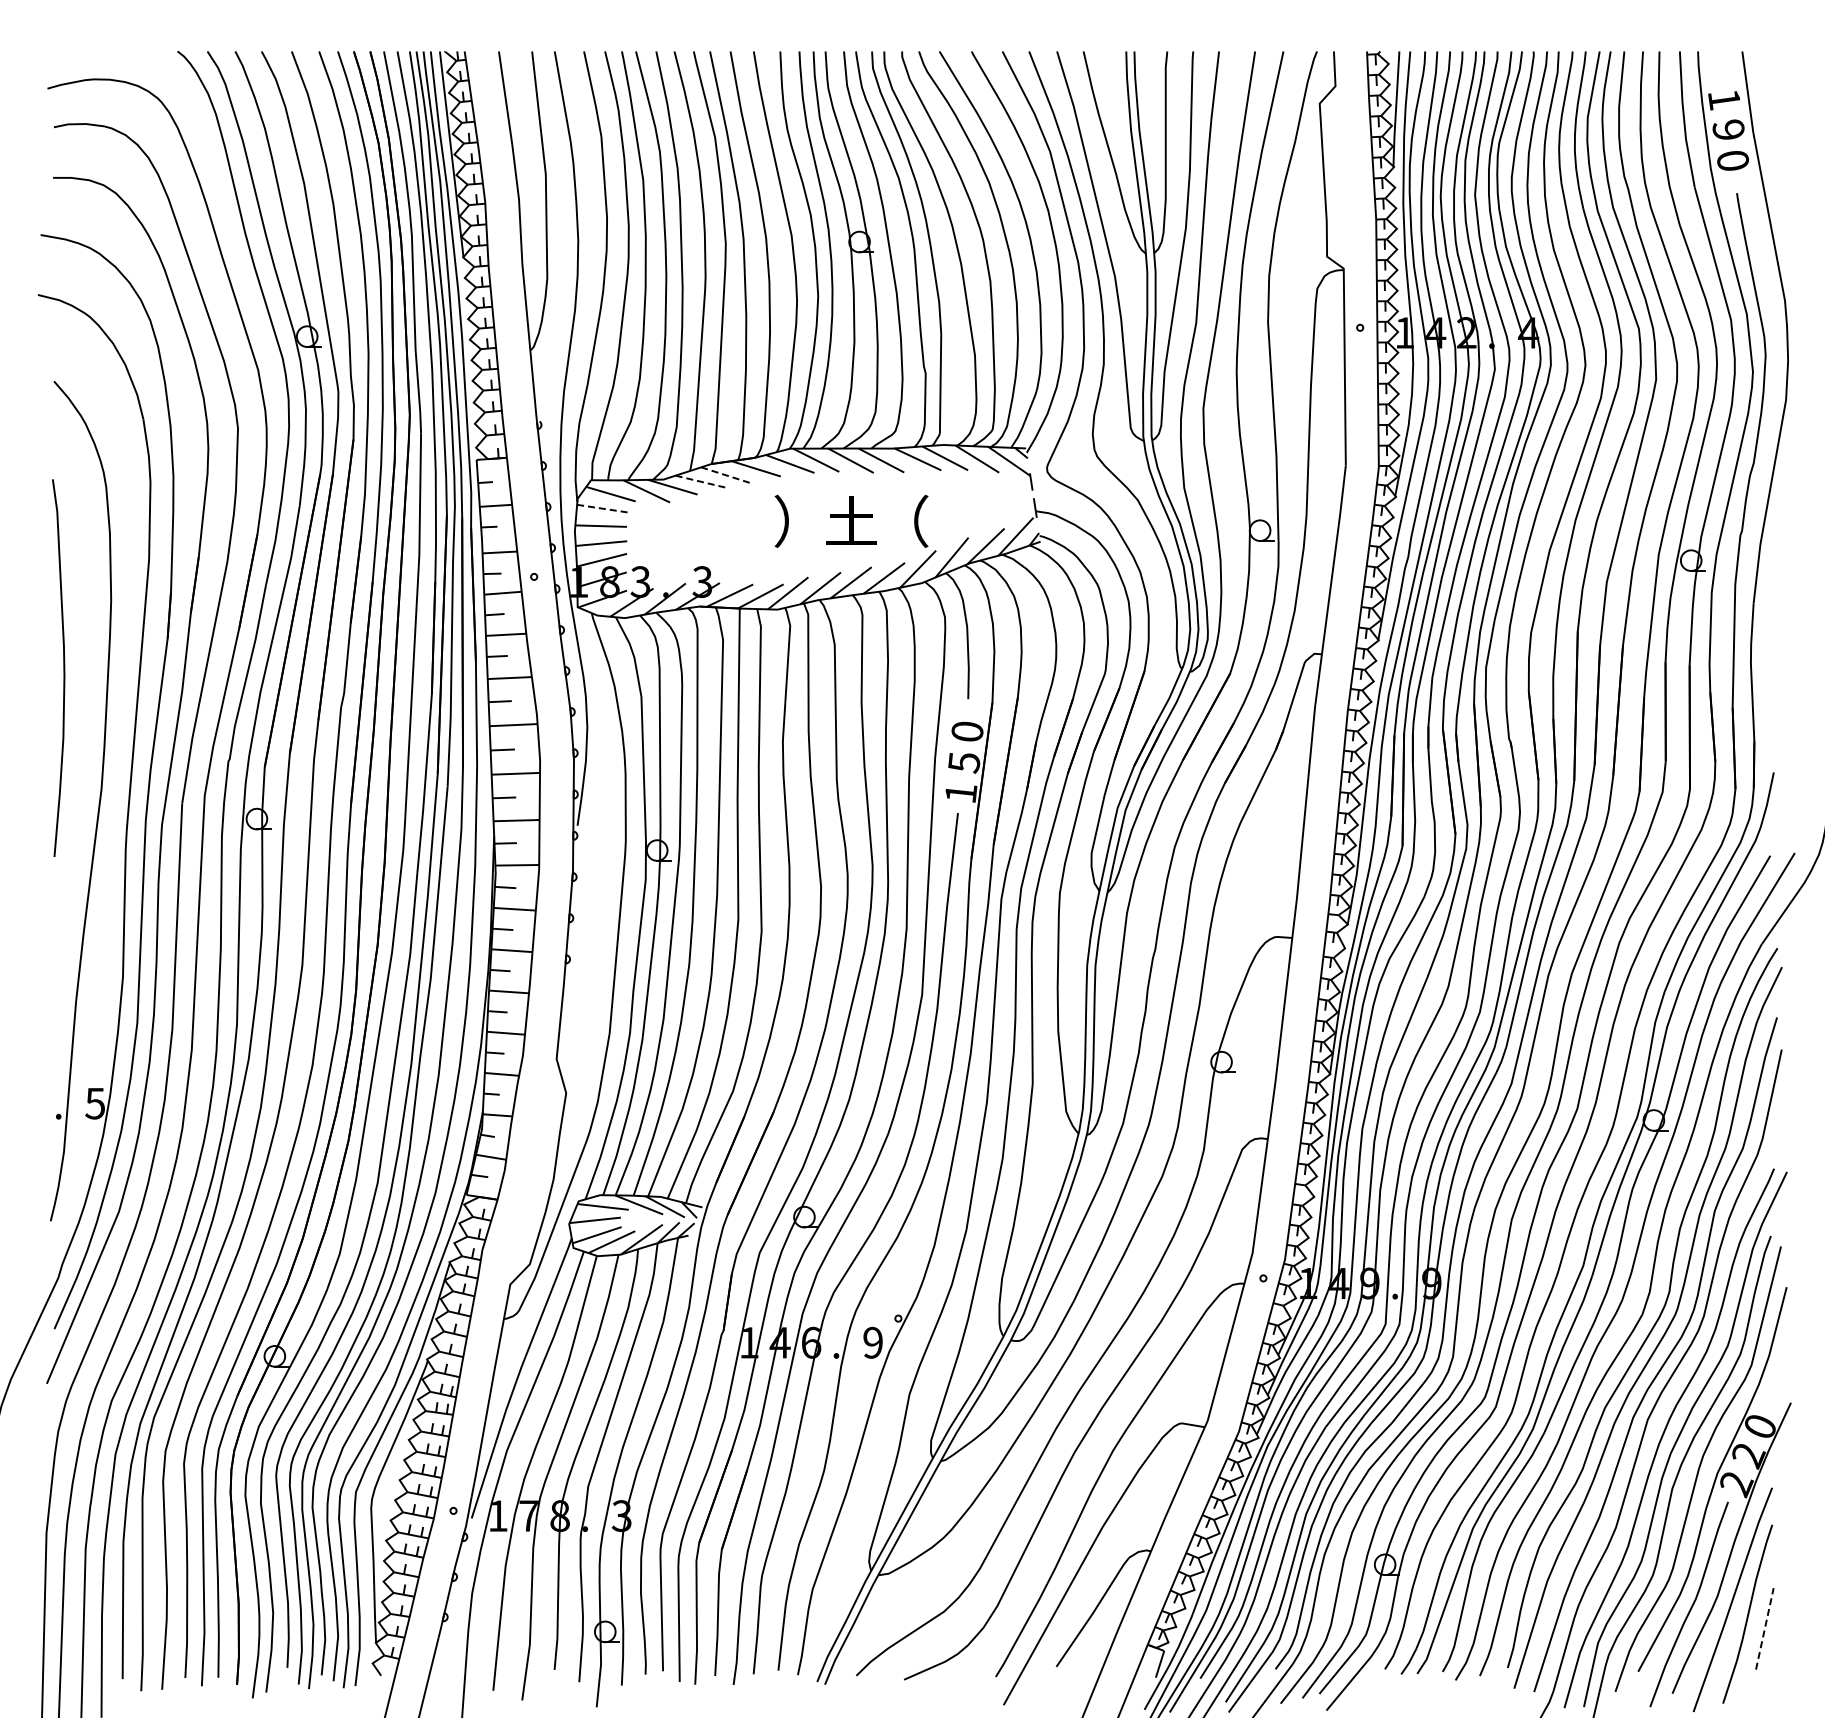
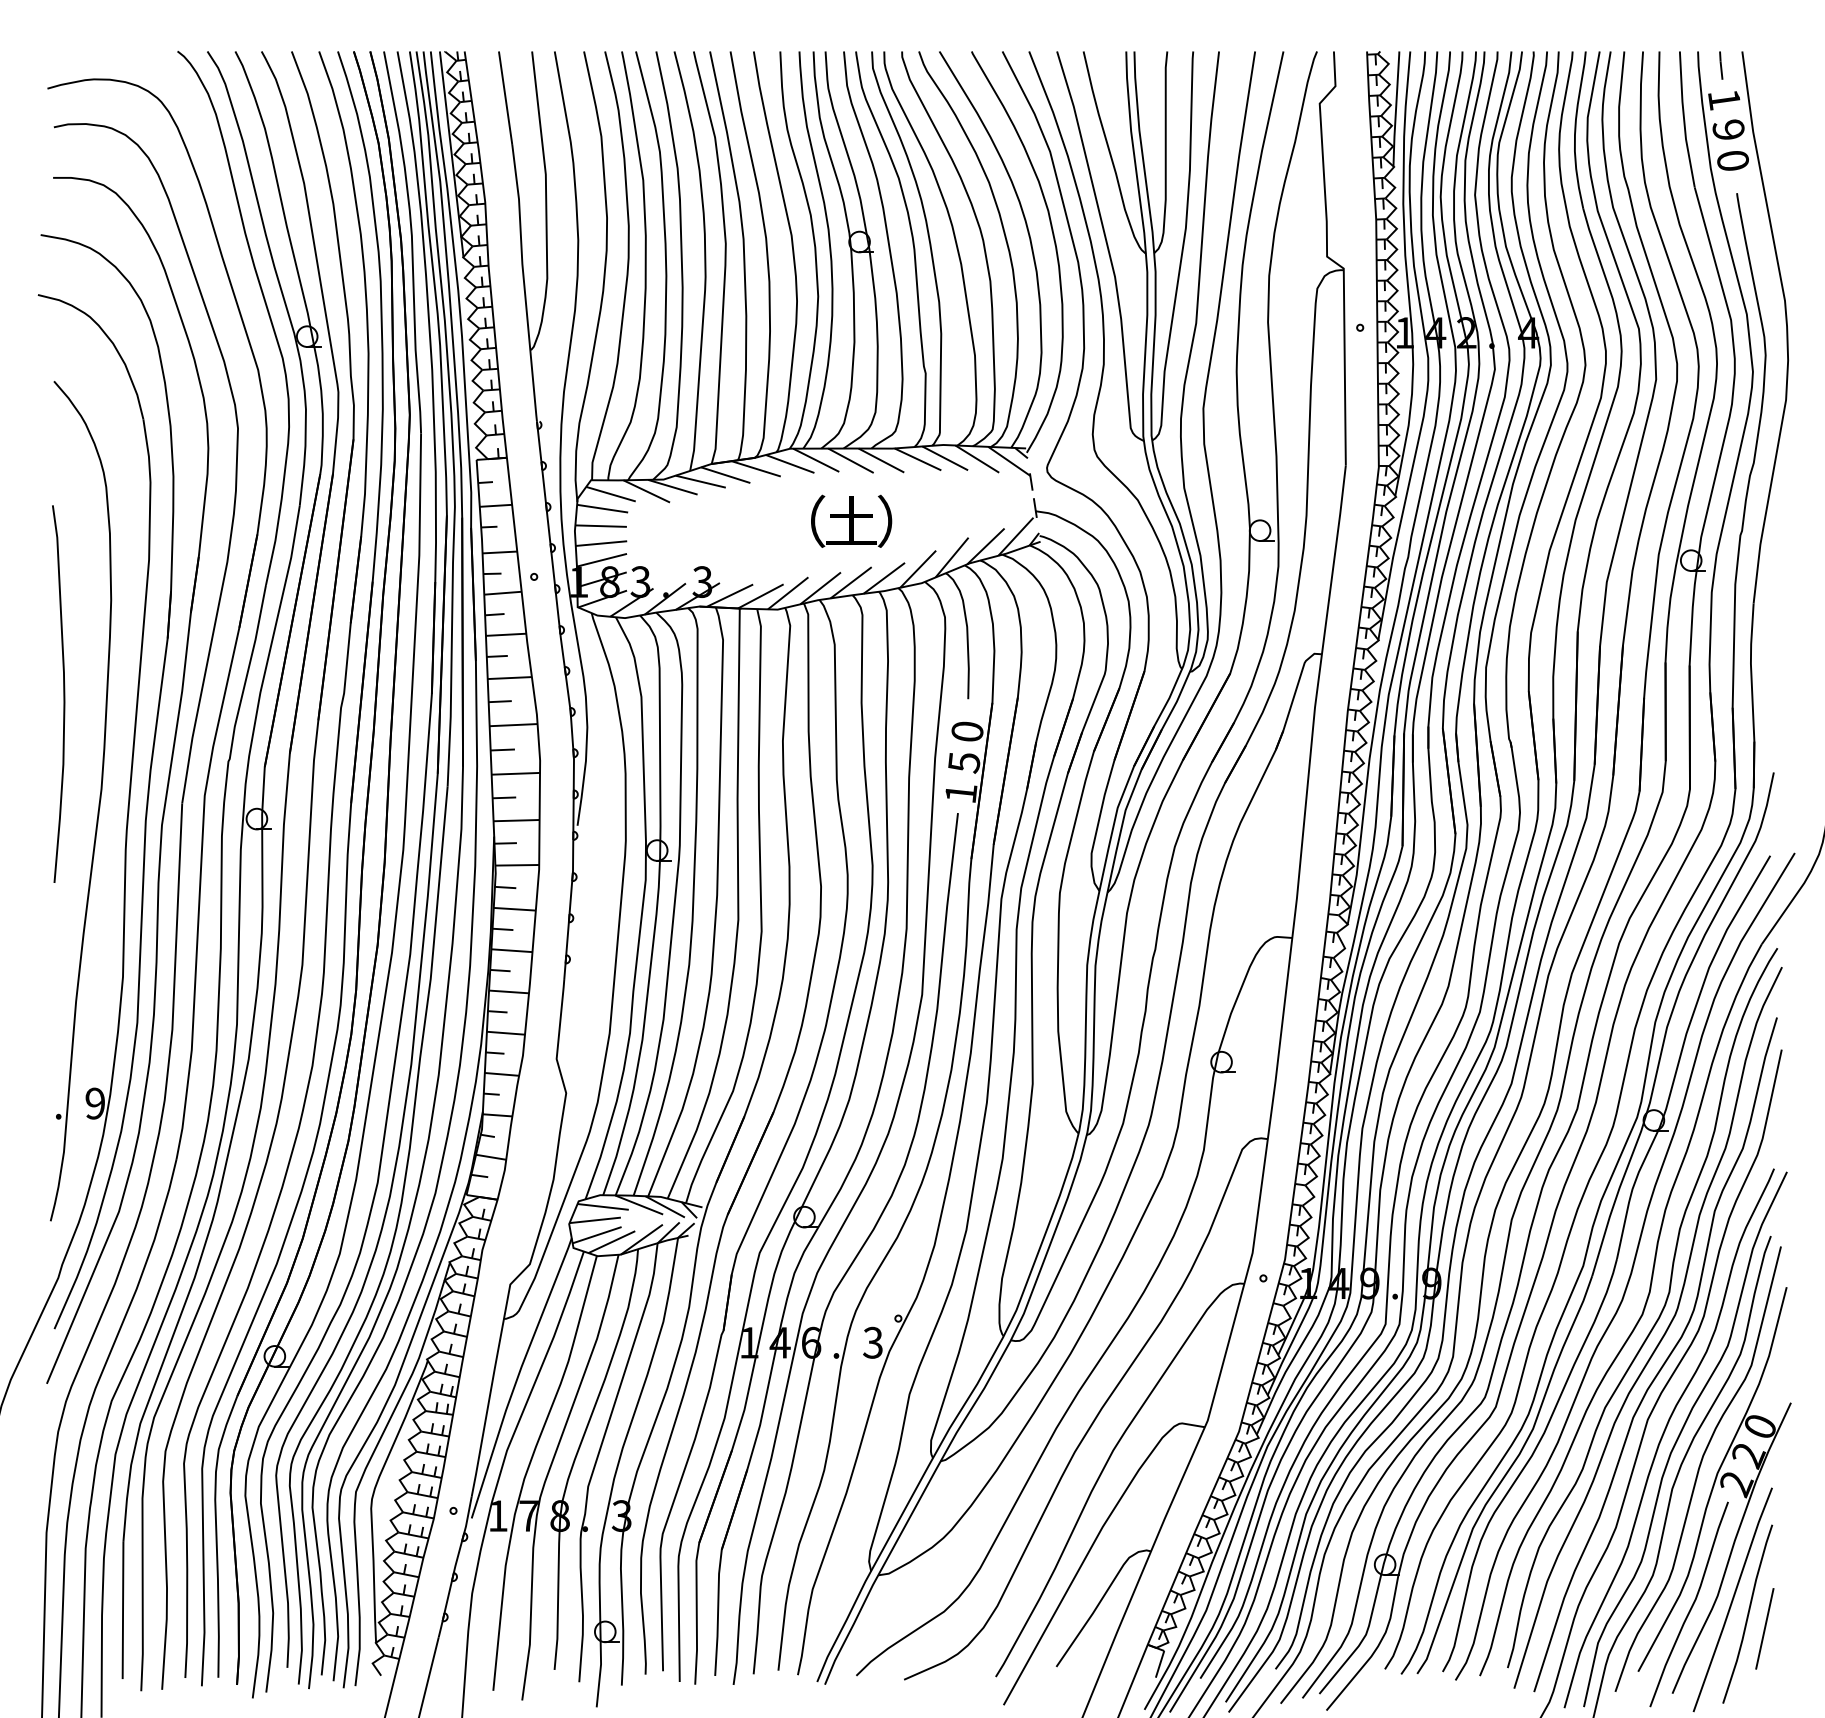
line: none -> present (1721, 65)
line: dashed -> solid (725, 475)
line: dashed -> solid (700, 481)
line: dashed -> solid (602, 508)
text: ） -> （ (799, 520)
text: （ -> ） (902, 520)
curve position: (63, 667) -> (63, 693) (63, 693)
text: 5 -> 9 (94, 1103)
text: 9 -> 3 (872, 1342)
line: dashed -> solid (1764, 1628)
